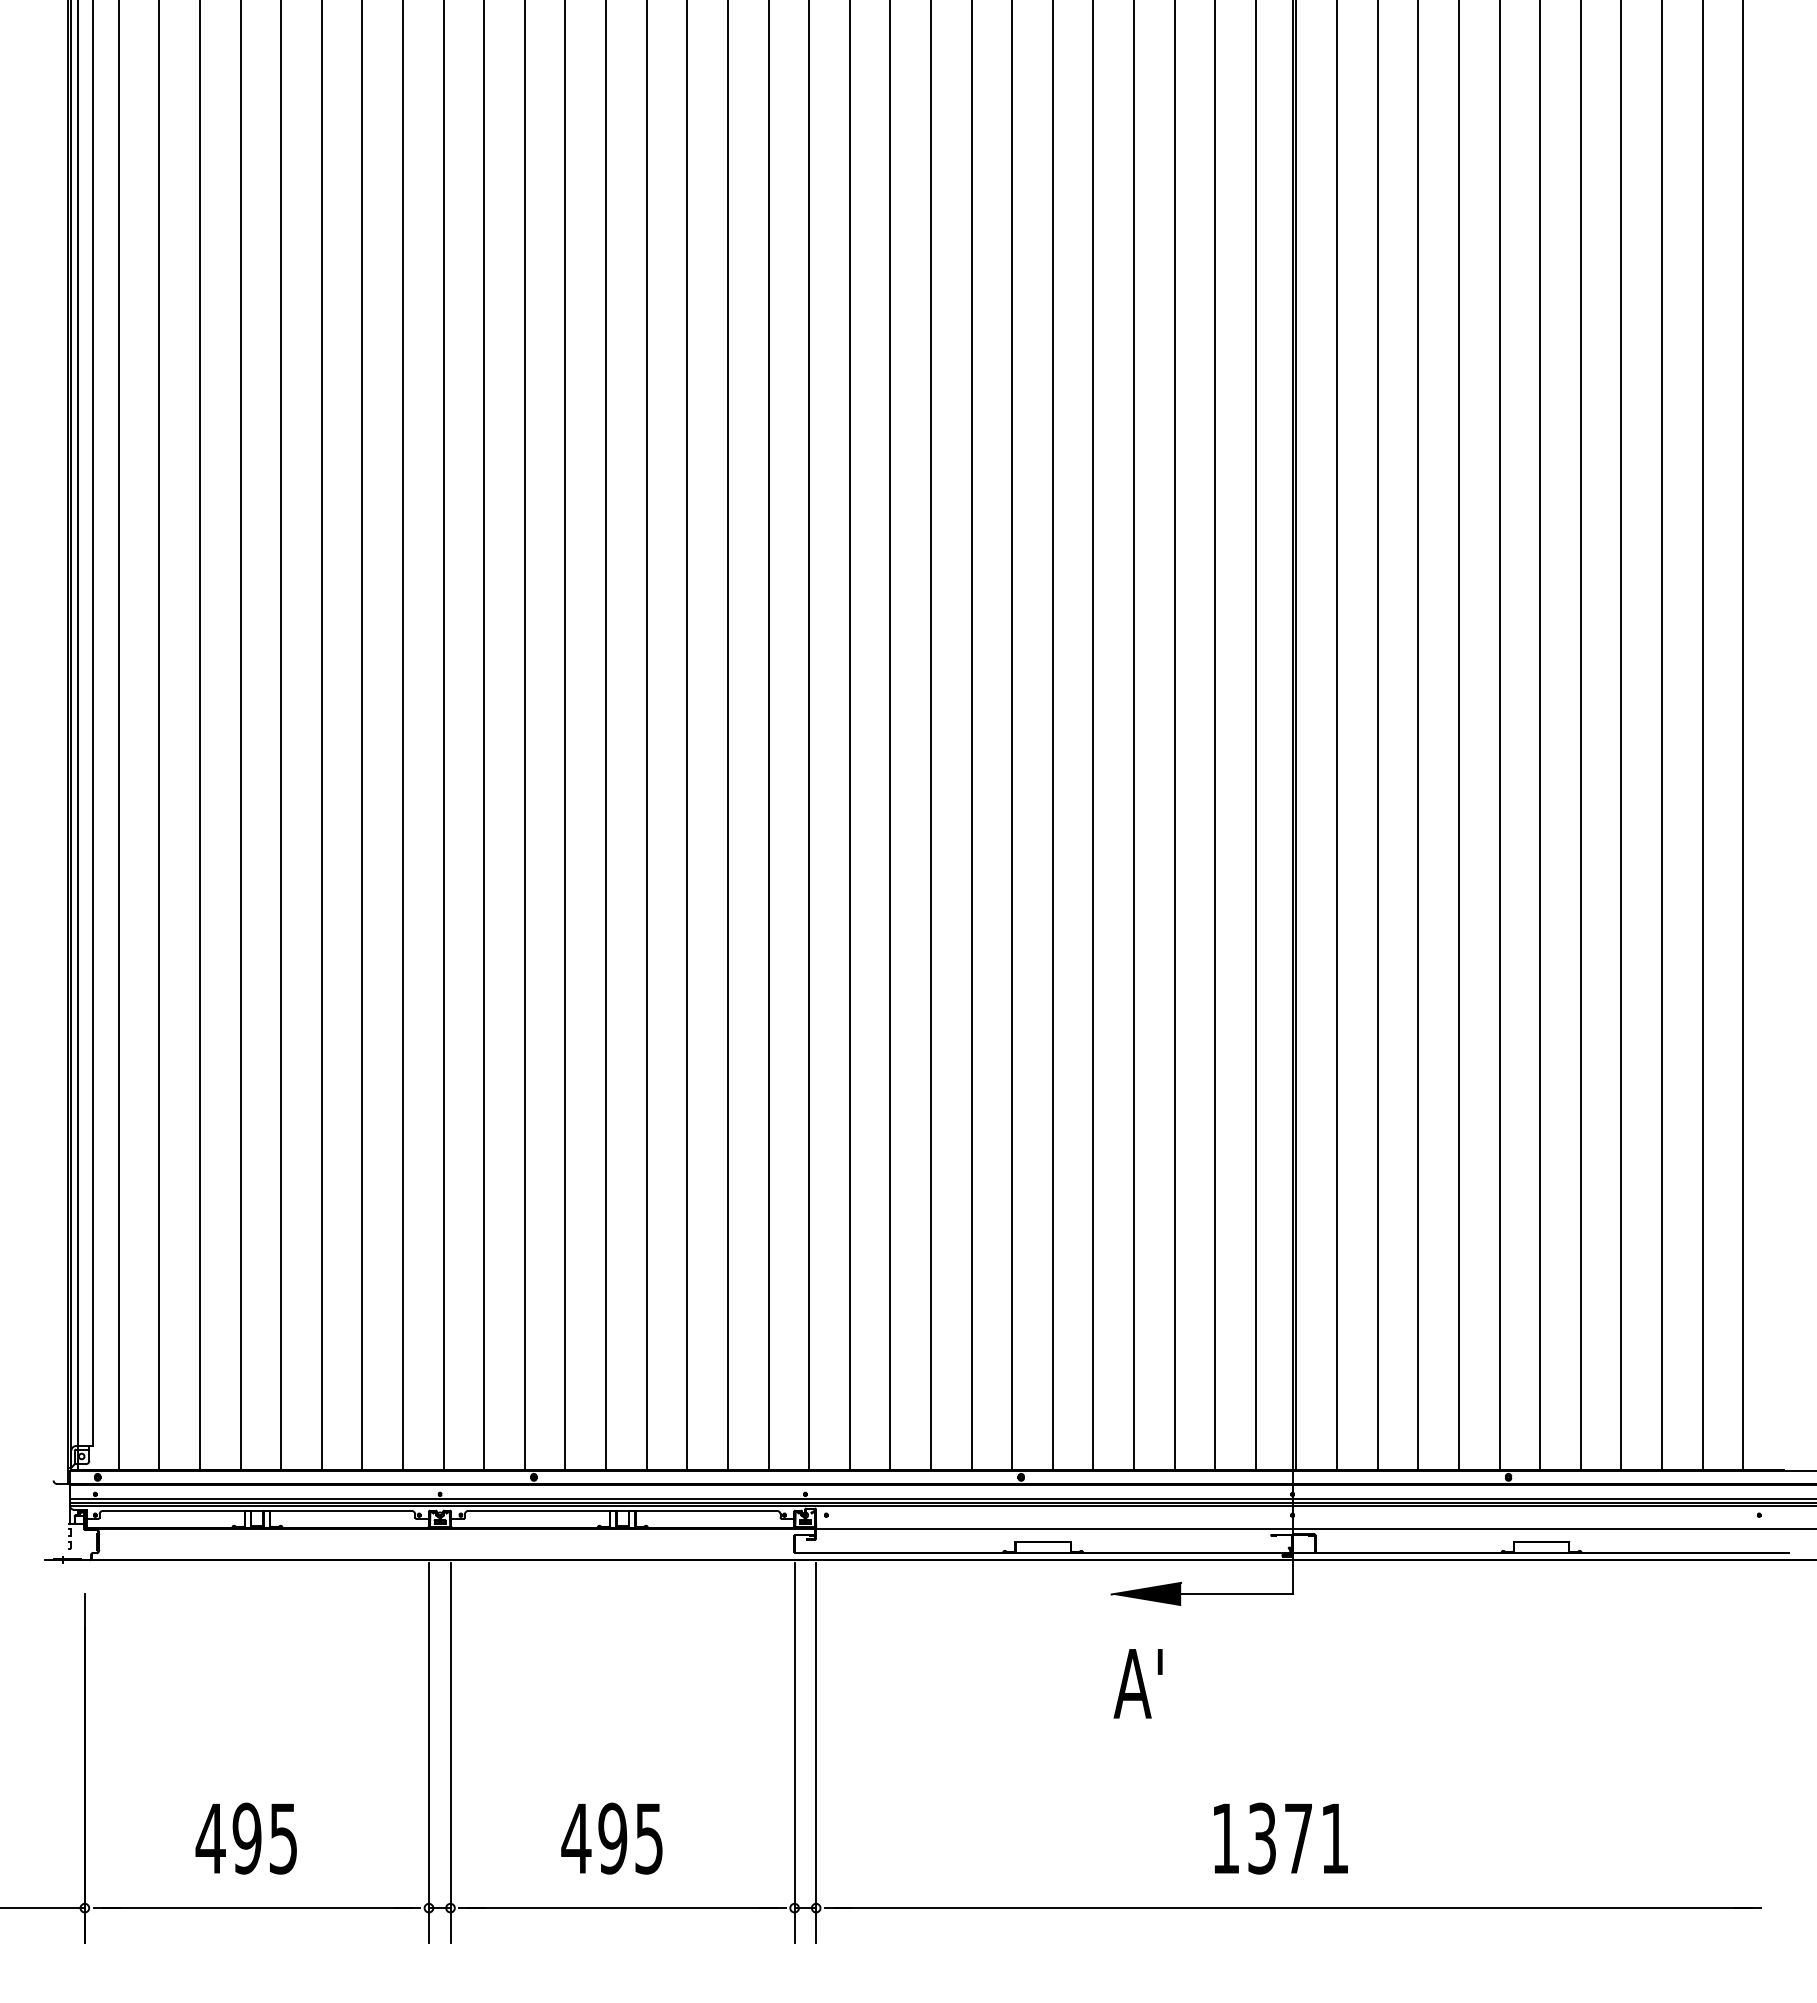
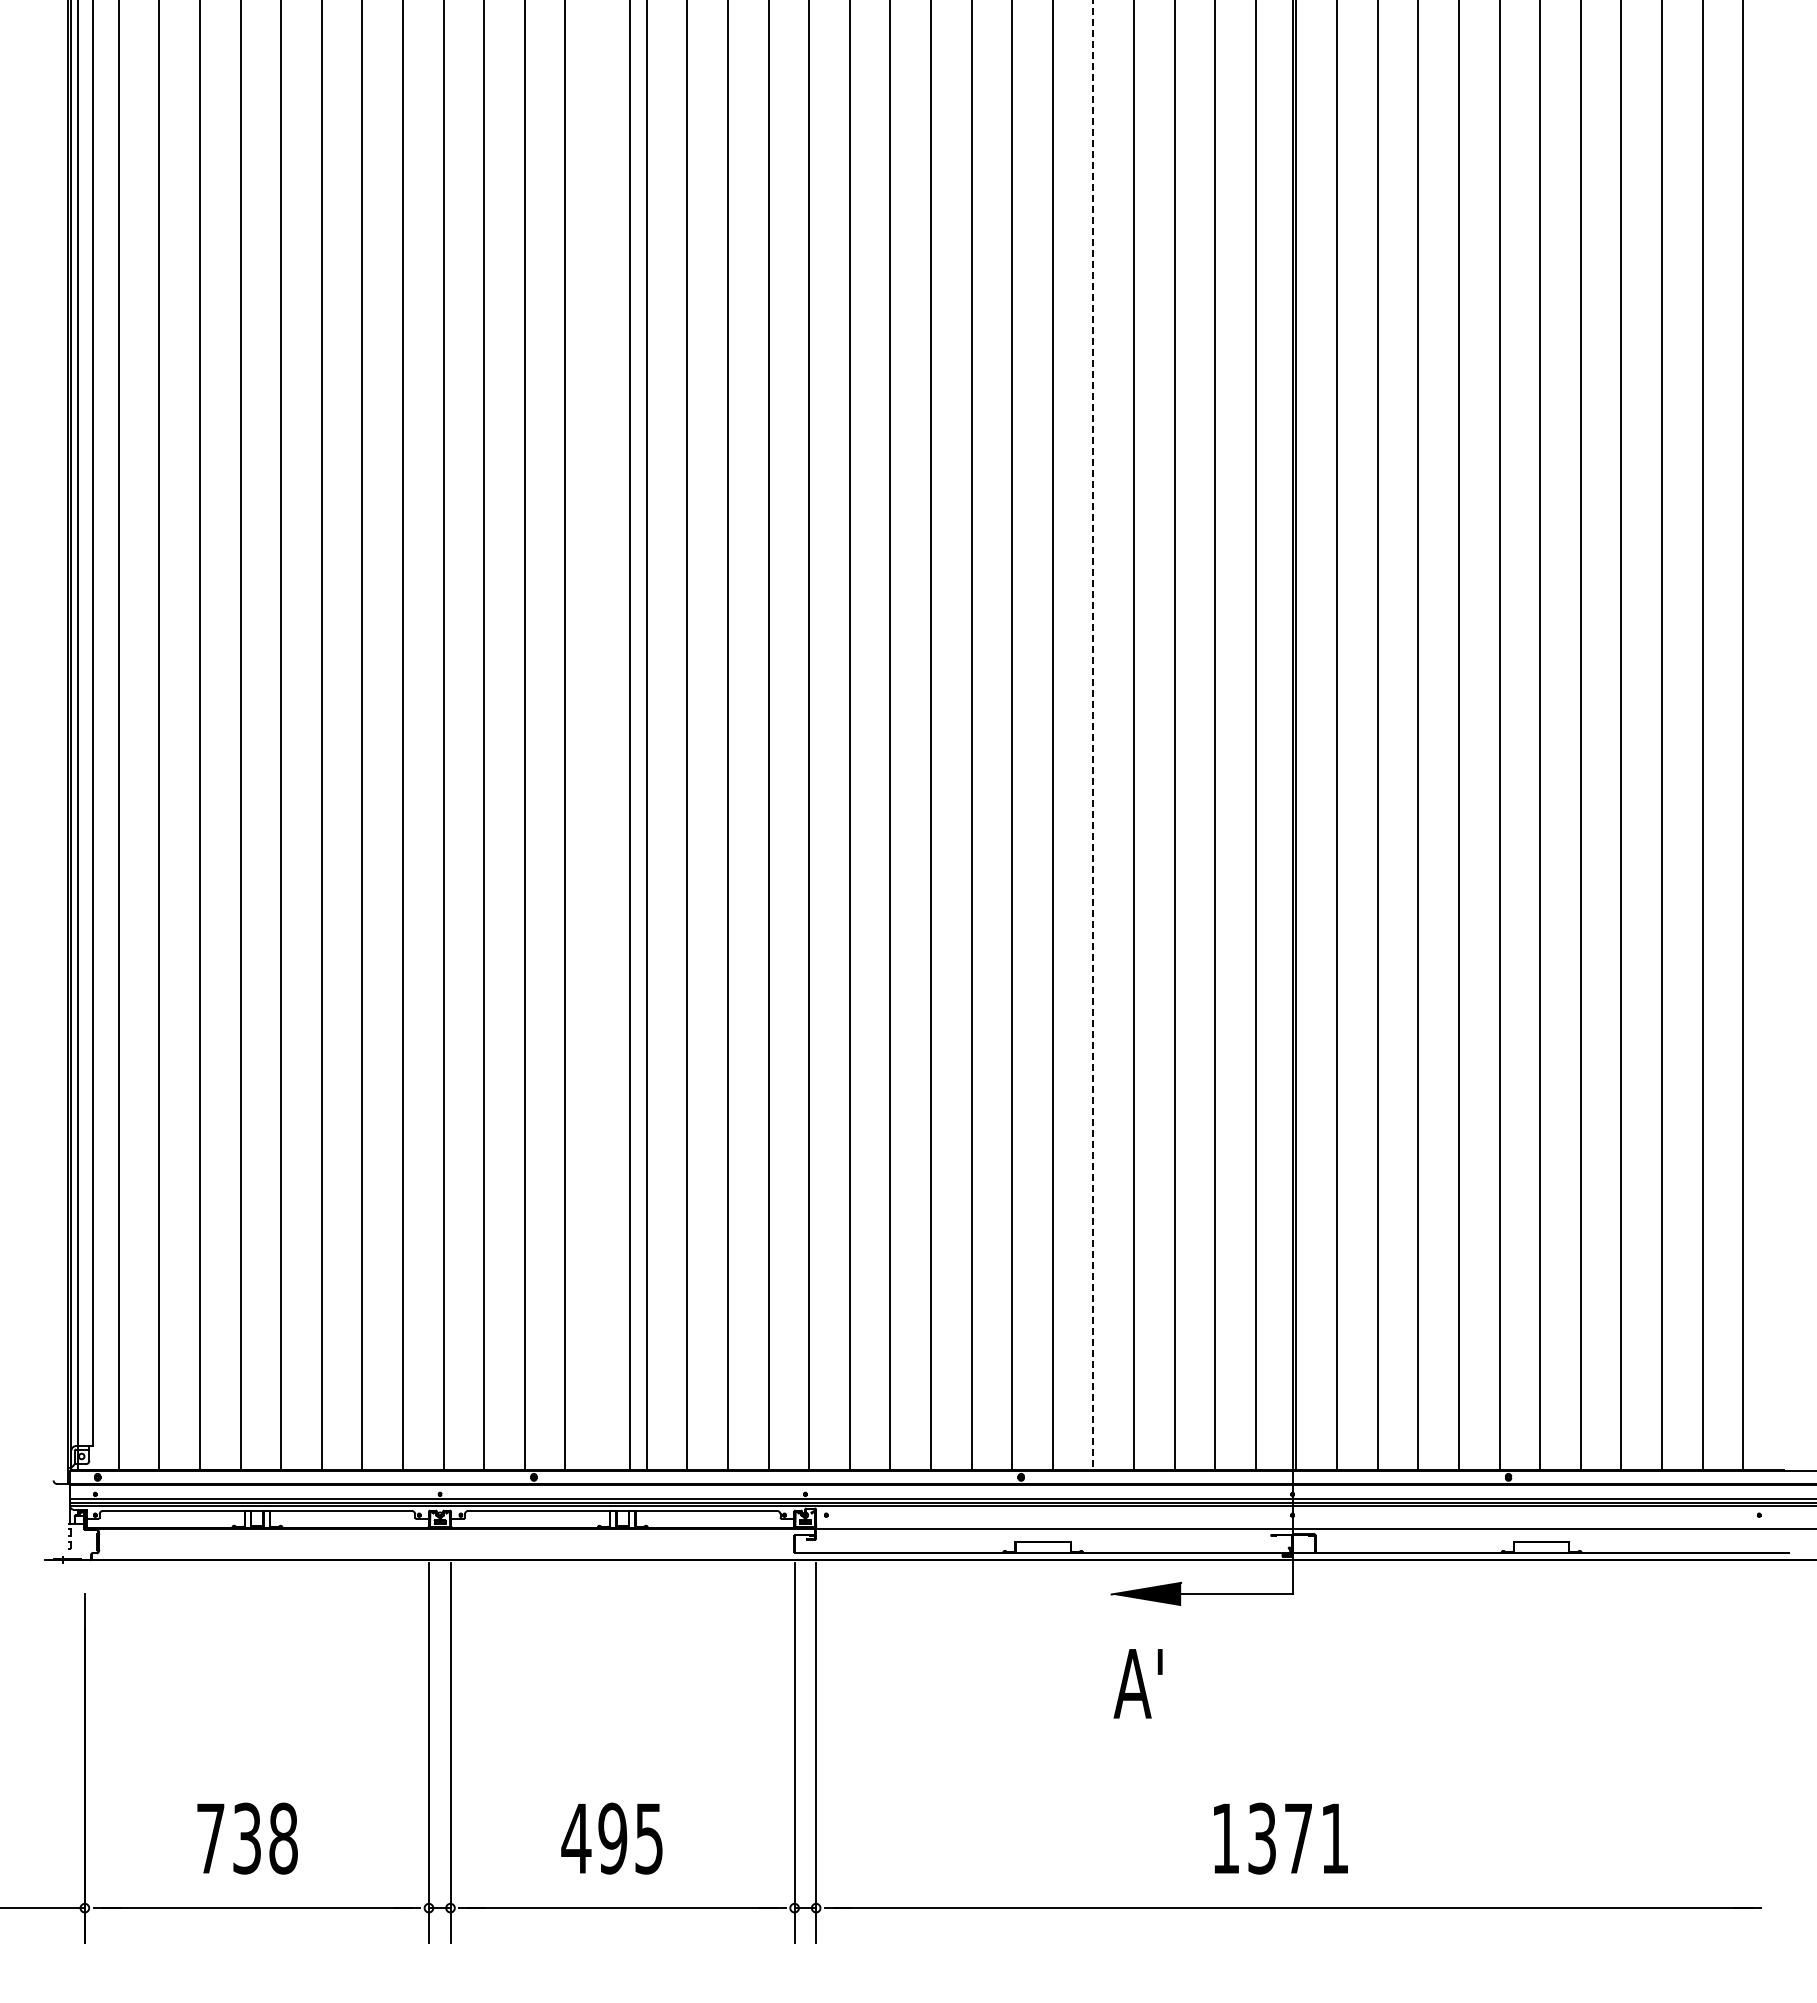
line: solid -> dashed (1093, 735)
line position: (606, 736) -> (630, 736) (630, 736)
text: 495 -> 738 (246, 1838)
